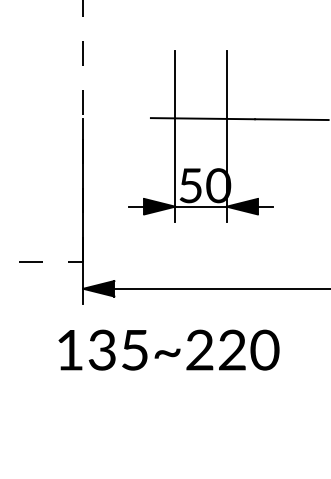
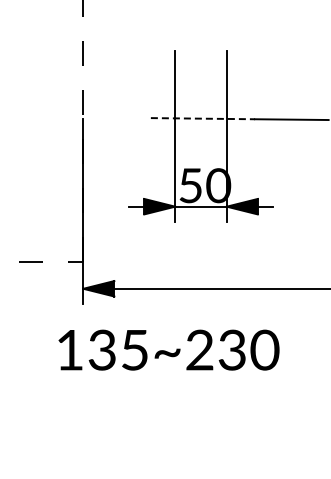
line: solid -> dashed (203, 118)
text: 135~220 -> 135~230 (231, 350)
